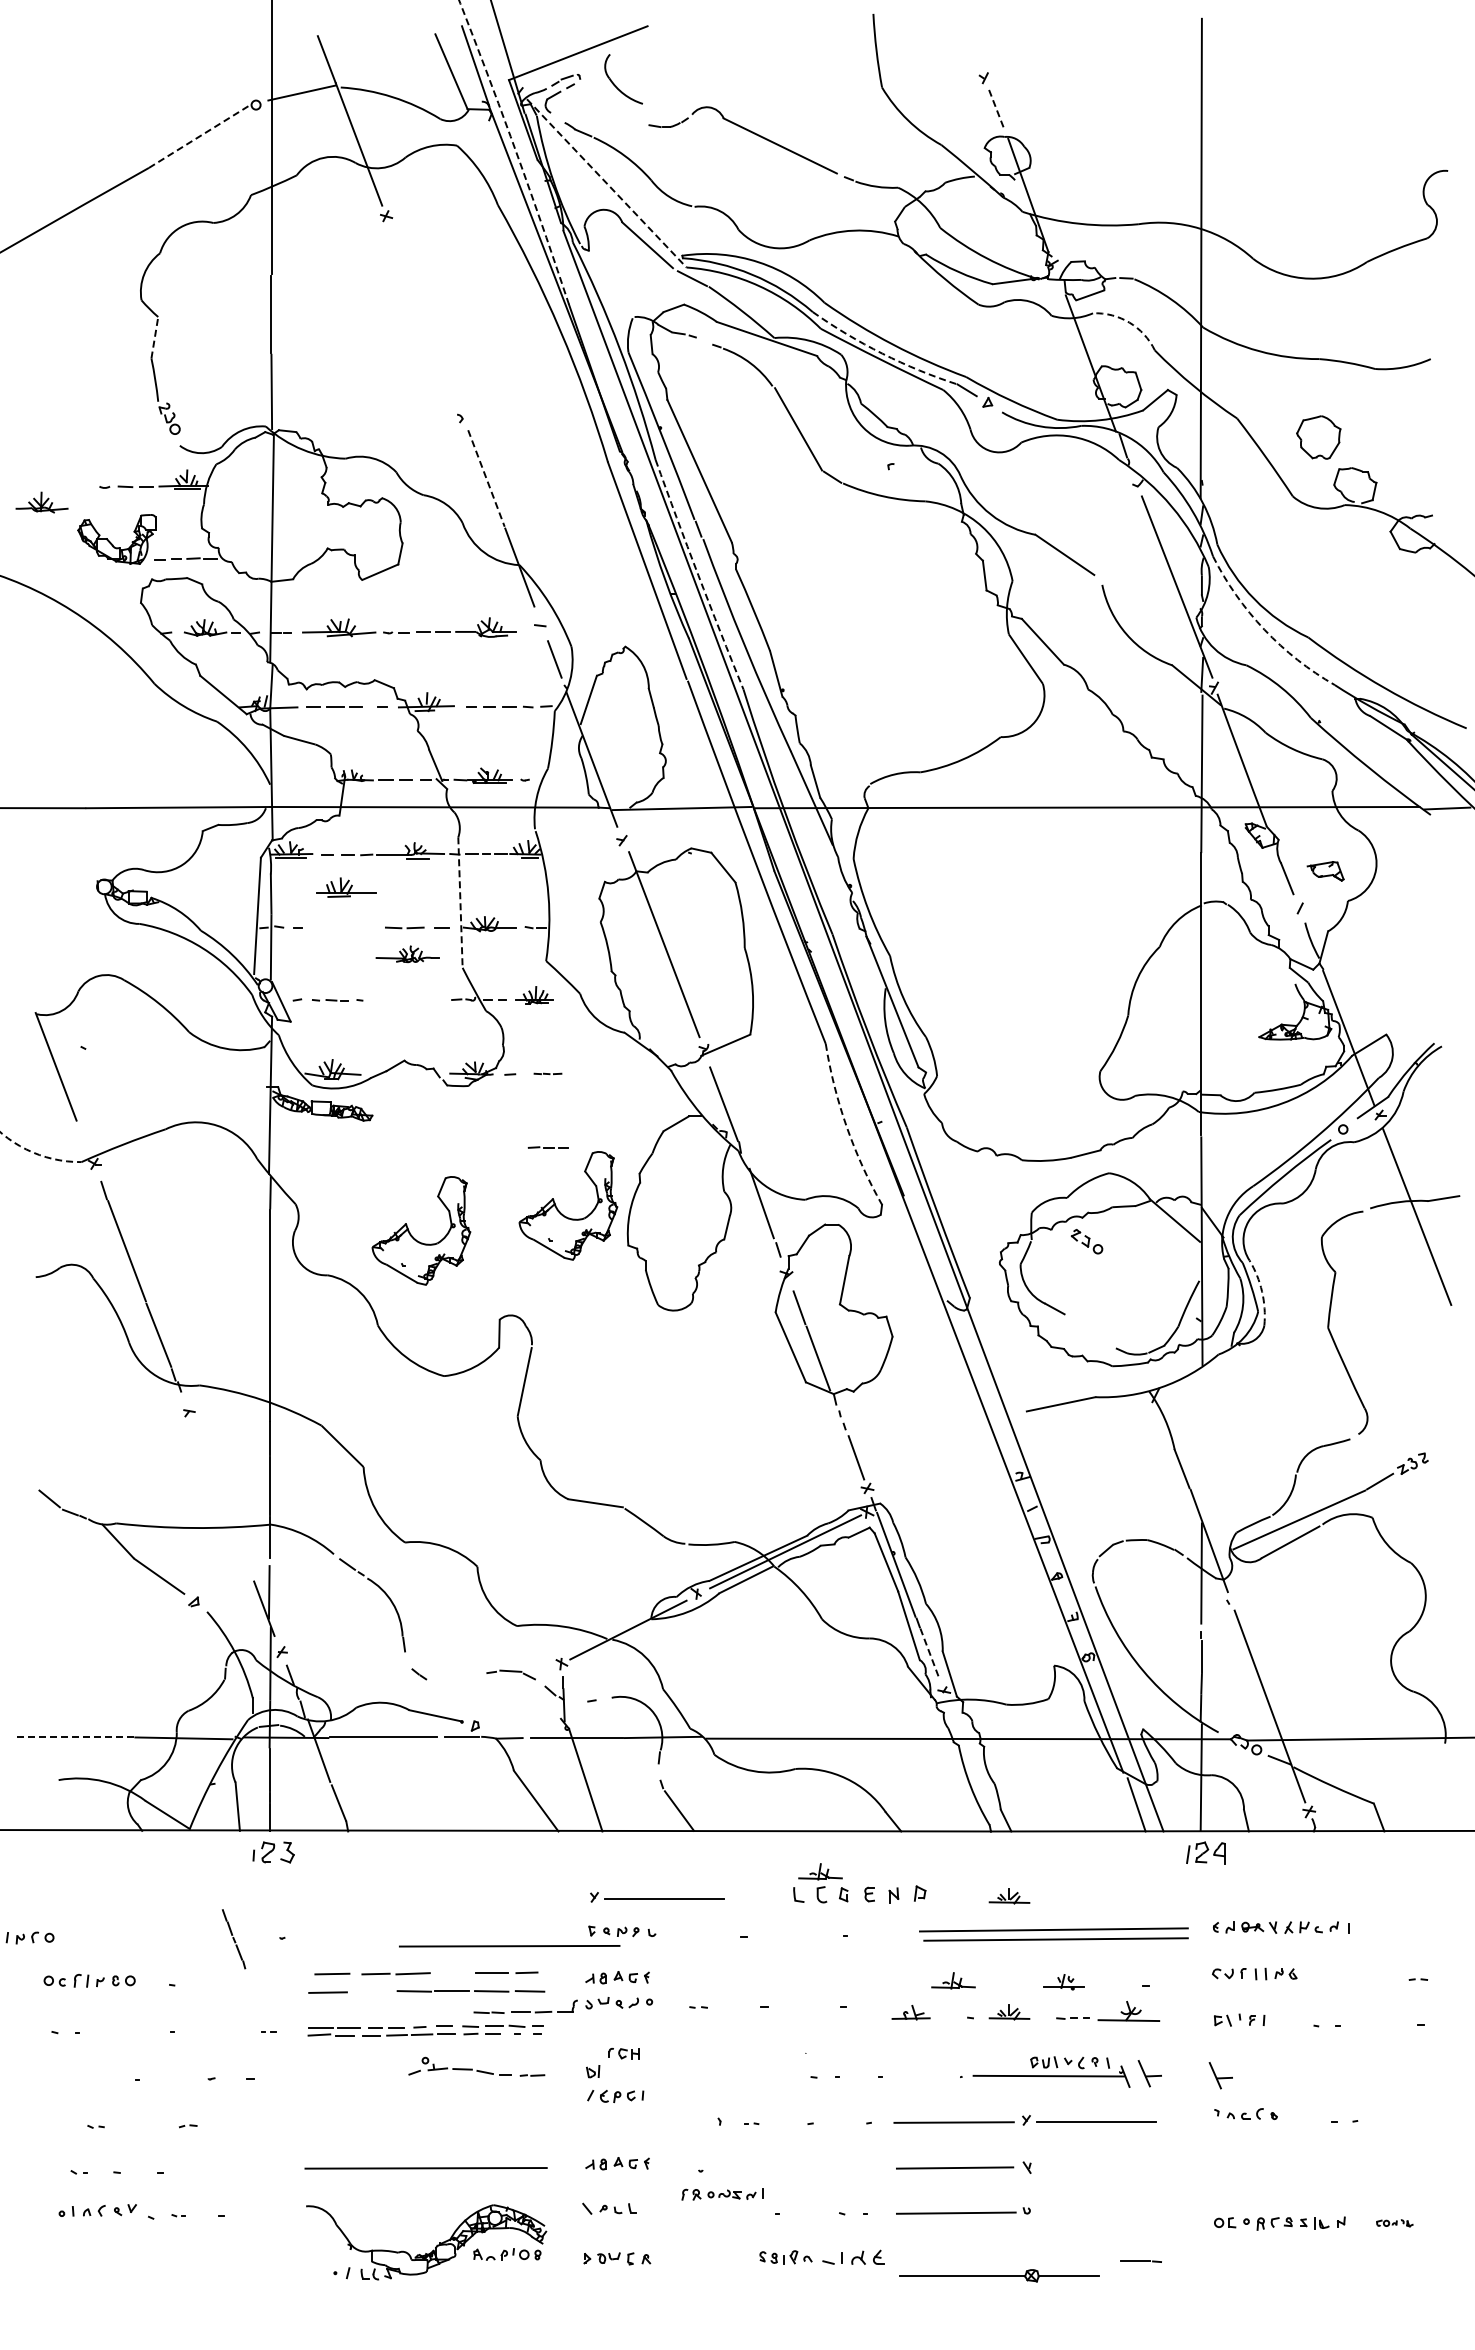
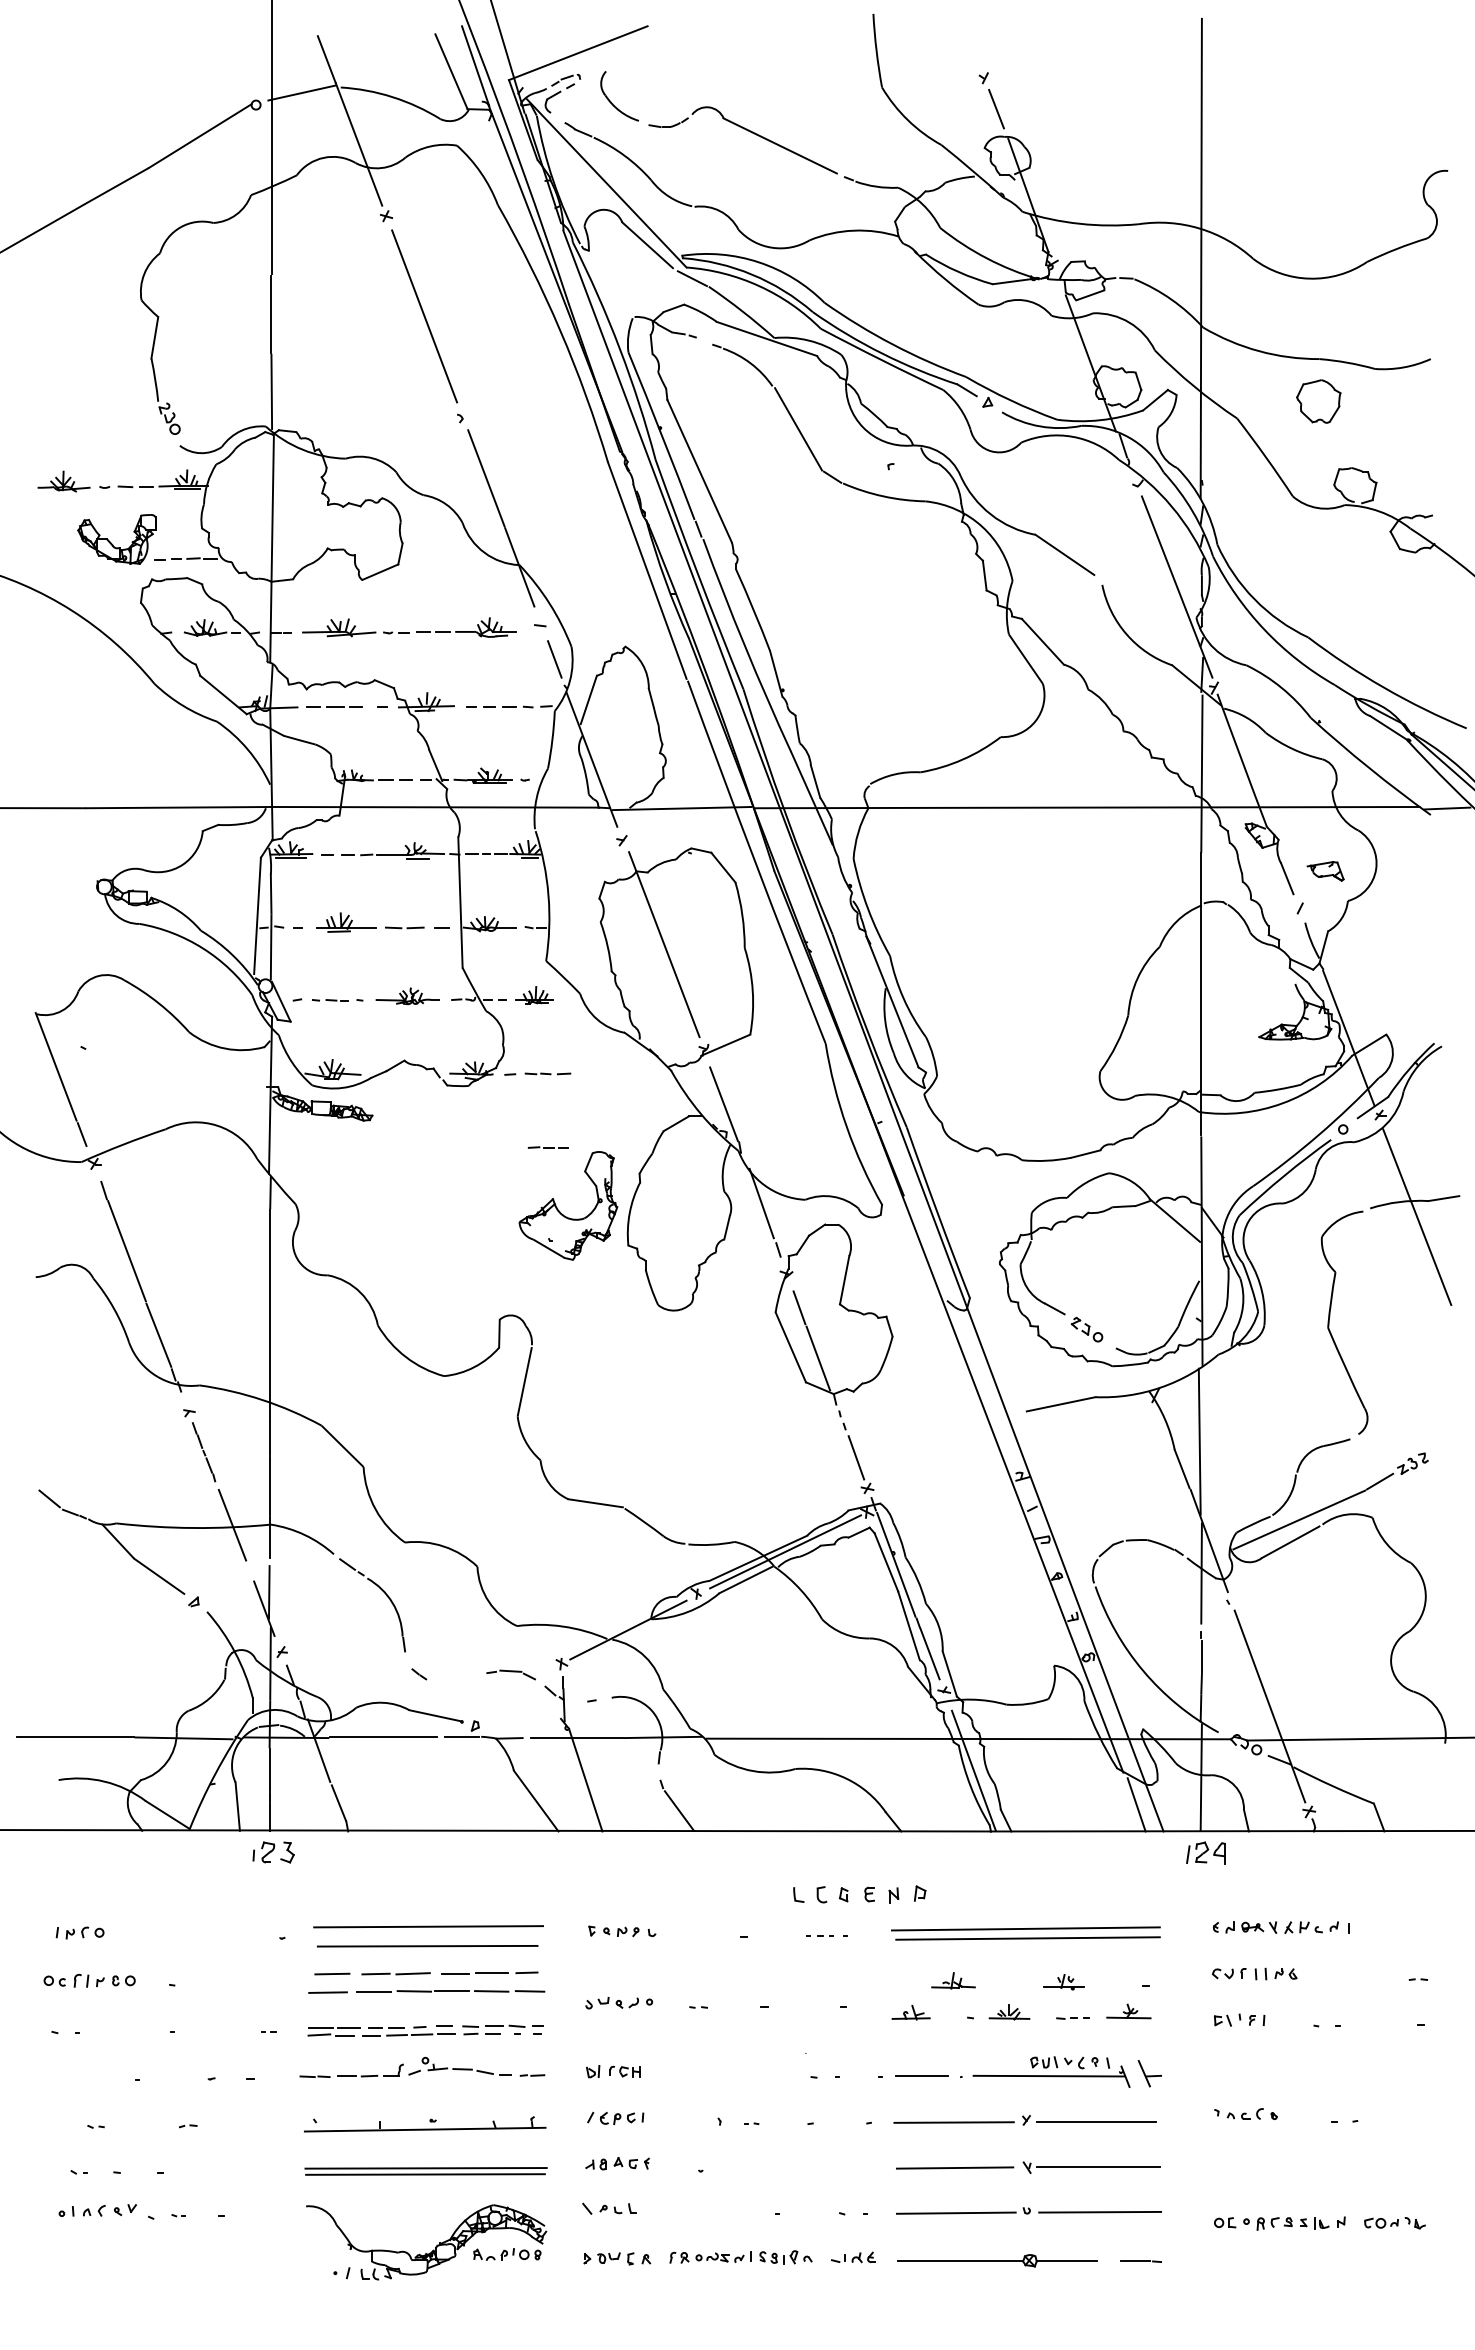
part position: (616, 85) -> (612, 102) (612, 102)
line: dashed -> solid (996, 109)
line: dashed -> solid (200, 135)
arc: dashed -> solid (516, 151)
line: dashed -> solid (606, 183)
line: none -> present (424, 316)
arc: dashed -> solid (1129, 322)
line: dashed -> solid (154, 337)
arc: dashed -> solid (882, 353)
part position: (1318, 437) -> (1318, 401) (1318, 401)
line: dashed -> solid (486, 478)
part position: (41, 502) -> (63, 481) (63, 481)
arc: dashed -> solid (698, 575)
arc: dashed -> solid (1264, 629)
part position: (346, 887) -> (346, 922) (346, 922)
line: dashed -> solid (460, 903)
part position: (407, 954) -> (407, 996) (407, 996)
part size: 30x4 px -> 48x4 px (547, 1073)
arc: dashed -> solid (846, 1126)
line: none -> present (81, 1134)
arc: dashed -> solid (38, 1154)
part: present -> none (414, 1237)
part position: (1086, 1241) -> (1086, 1329) (1086, 1329)
arc: dashed -> solid (1262, 1291)
line: none -> present (1199, 1441)
line: none -> present (232, 1524)
line: dashed -> solid (930, 1654)
line: dashed -> solid (75, 1737)
line: none -> present (973, 1770)
part: present -> none (820, 1871)
part: present -> none (1009, 1896)
part: present -> none (657, 1897)
line: none -> present (428, 1926)
part position: (1053, 1934) -> (1025, 1933) (1025, 1933)
line: none -> present (819, 1935)
part position: (29, 1937) -> (79, 1932) (79, 1932)
line position: (233, 1939) -> (203, 1452) (203, 1452)
line position: (509, 1946) -> (427, 1946) (427, 1946)
line: none -> present (454, 1973)
part: present -> none (617, 1977)
line: none -> present (374, 1992)
part position: (525, 2006) -> (351, 2070) (351, 2070)
part size: 64x21 px -> 46x17 px (1128, 2011)
part position: (623, 2053) -> (624, 2071) (624, 2071)
part: present -> none (1220, 2075)
line: none -> present (922, 2076)
part position: (615, 2096) -> (615, 2118) (615, 2118)
part: none -> present (425, 2124)
line: none -> present (1097, 2166)
line: none -> present (425, 2174)
part position: (722, 2194) -> (710, 2257) (710, 2257)
line: none -> present (1100, 2211)
part size: 38x9 px -> 62x13 px (1394, 2223)
part size: 63x16 px -> 45x13 px (853, 2257)
part position: (999, 2275) -> (997, 2260) (997, 2260)
